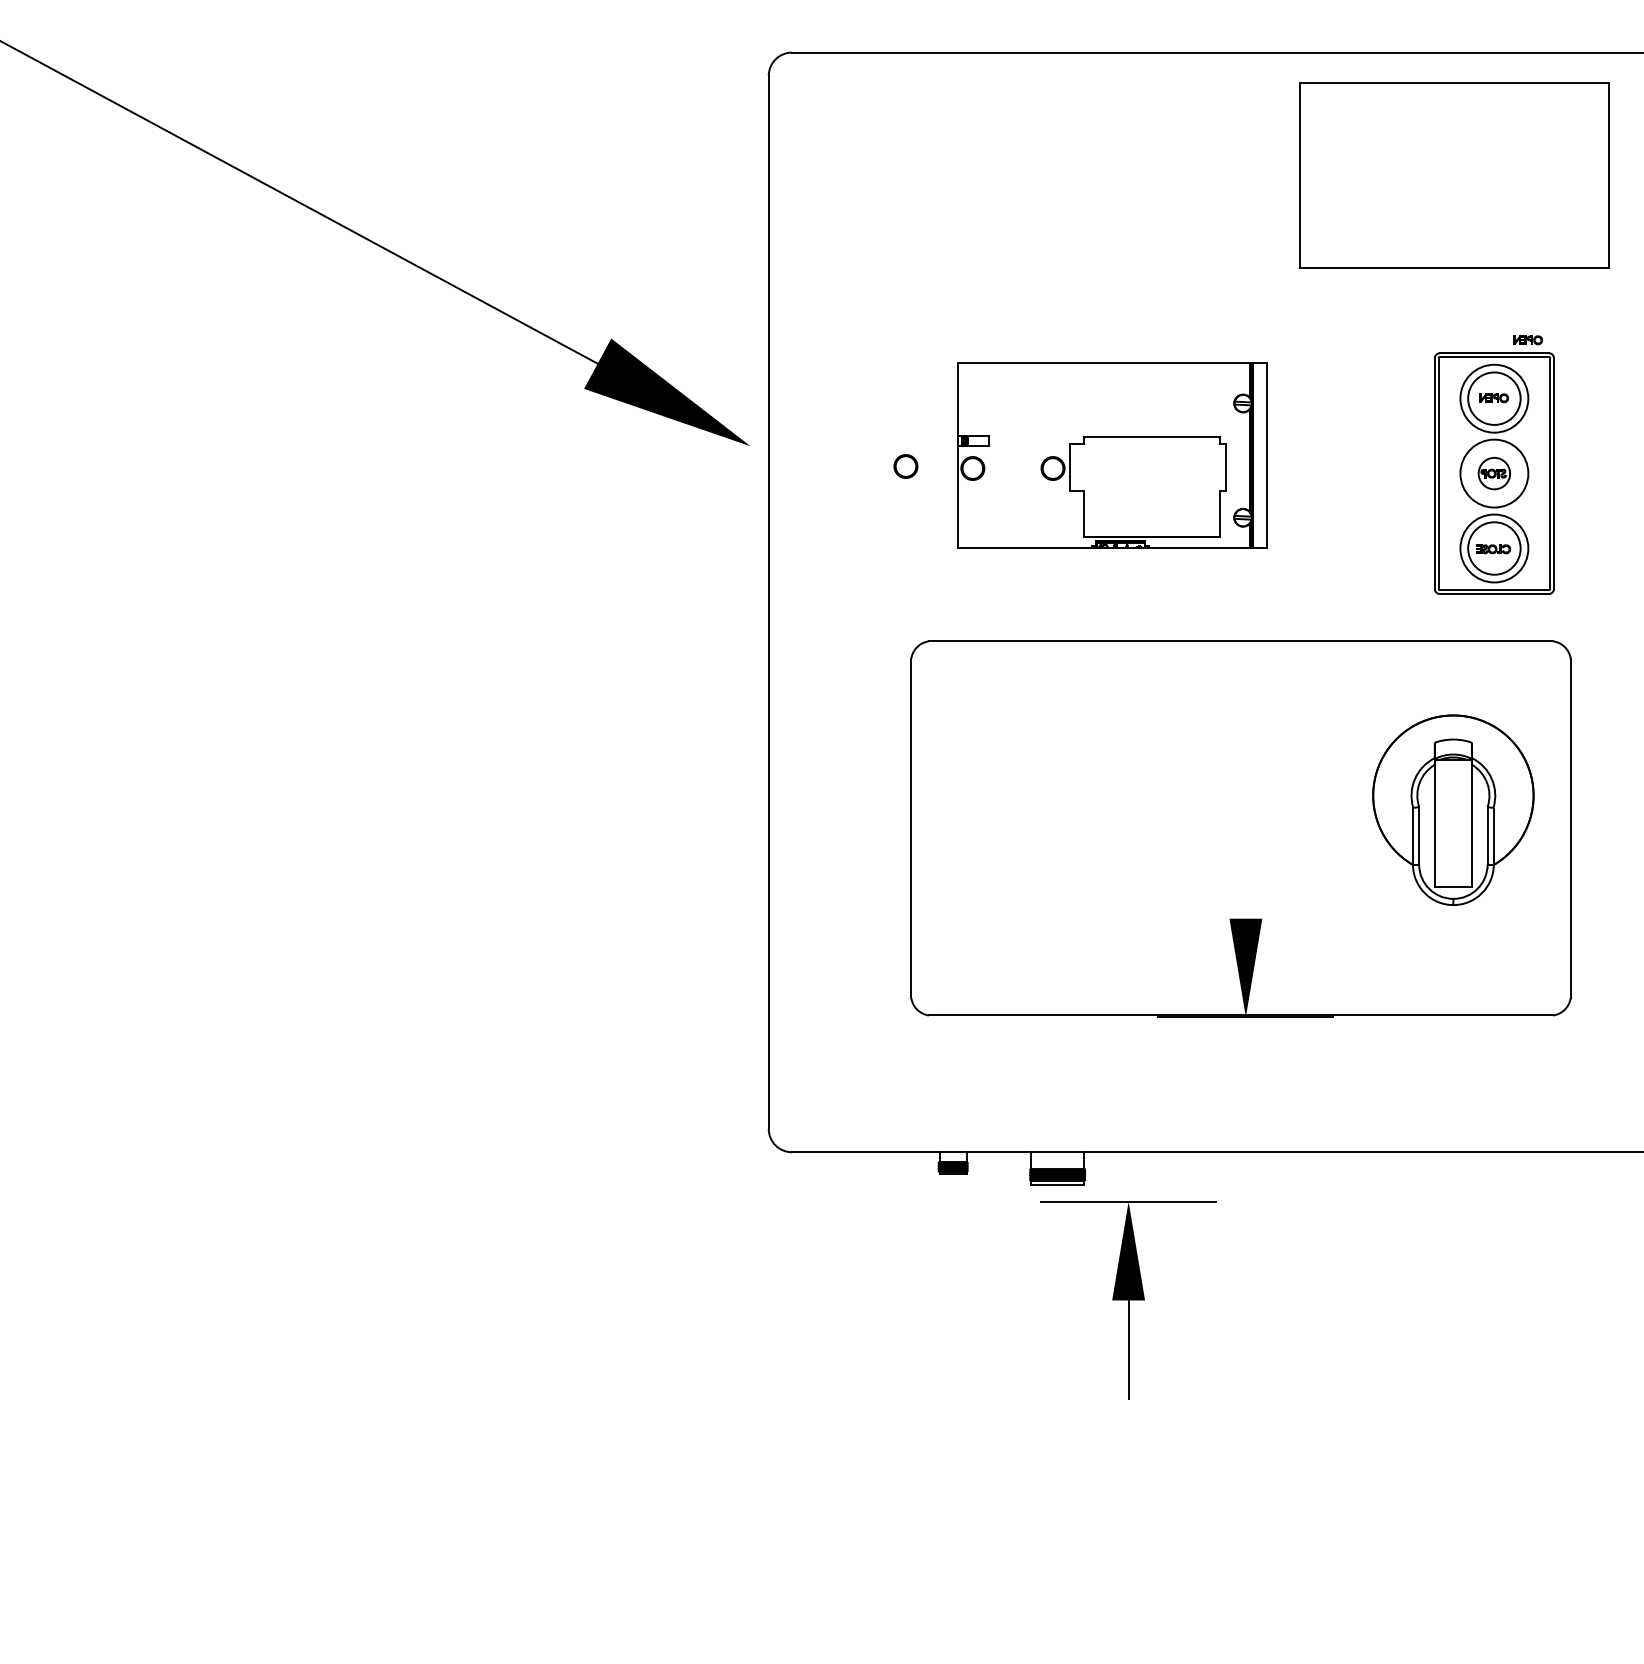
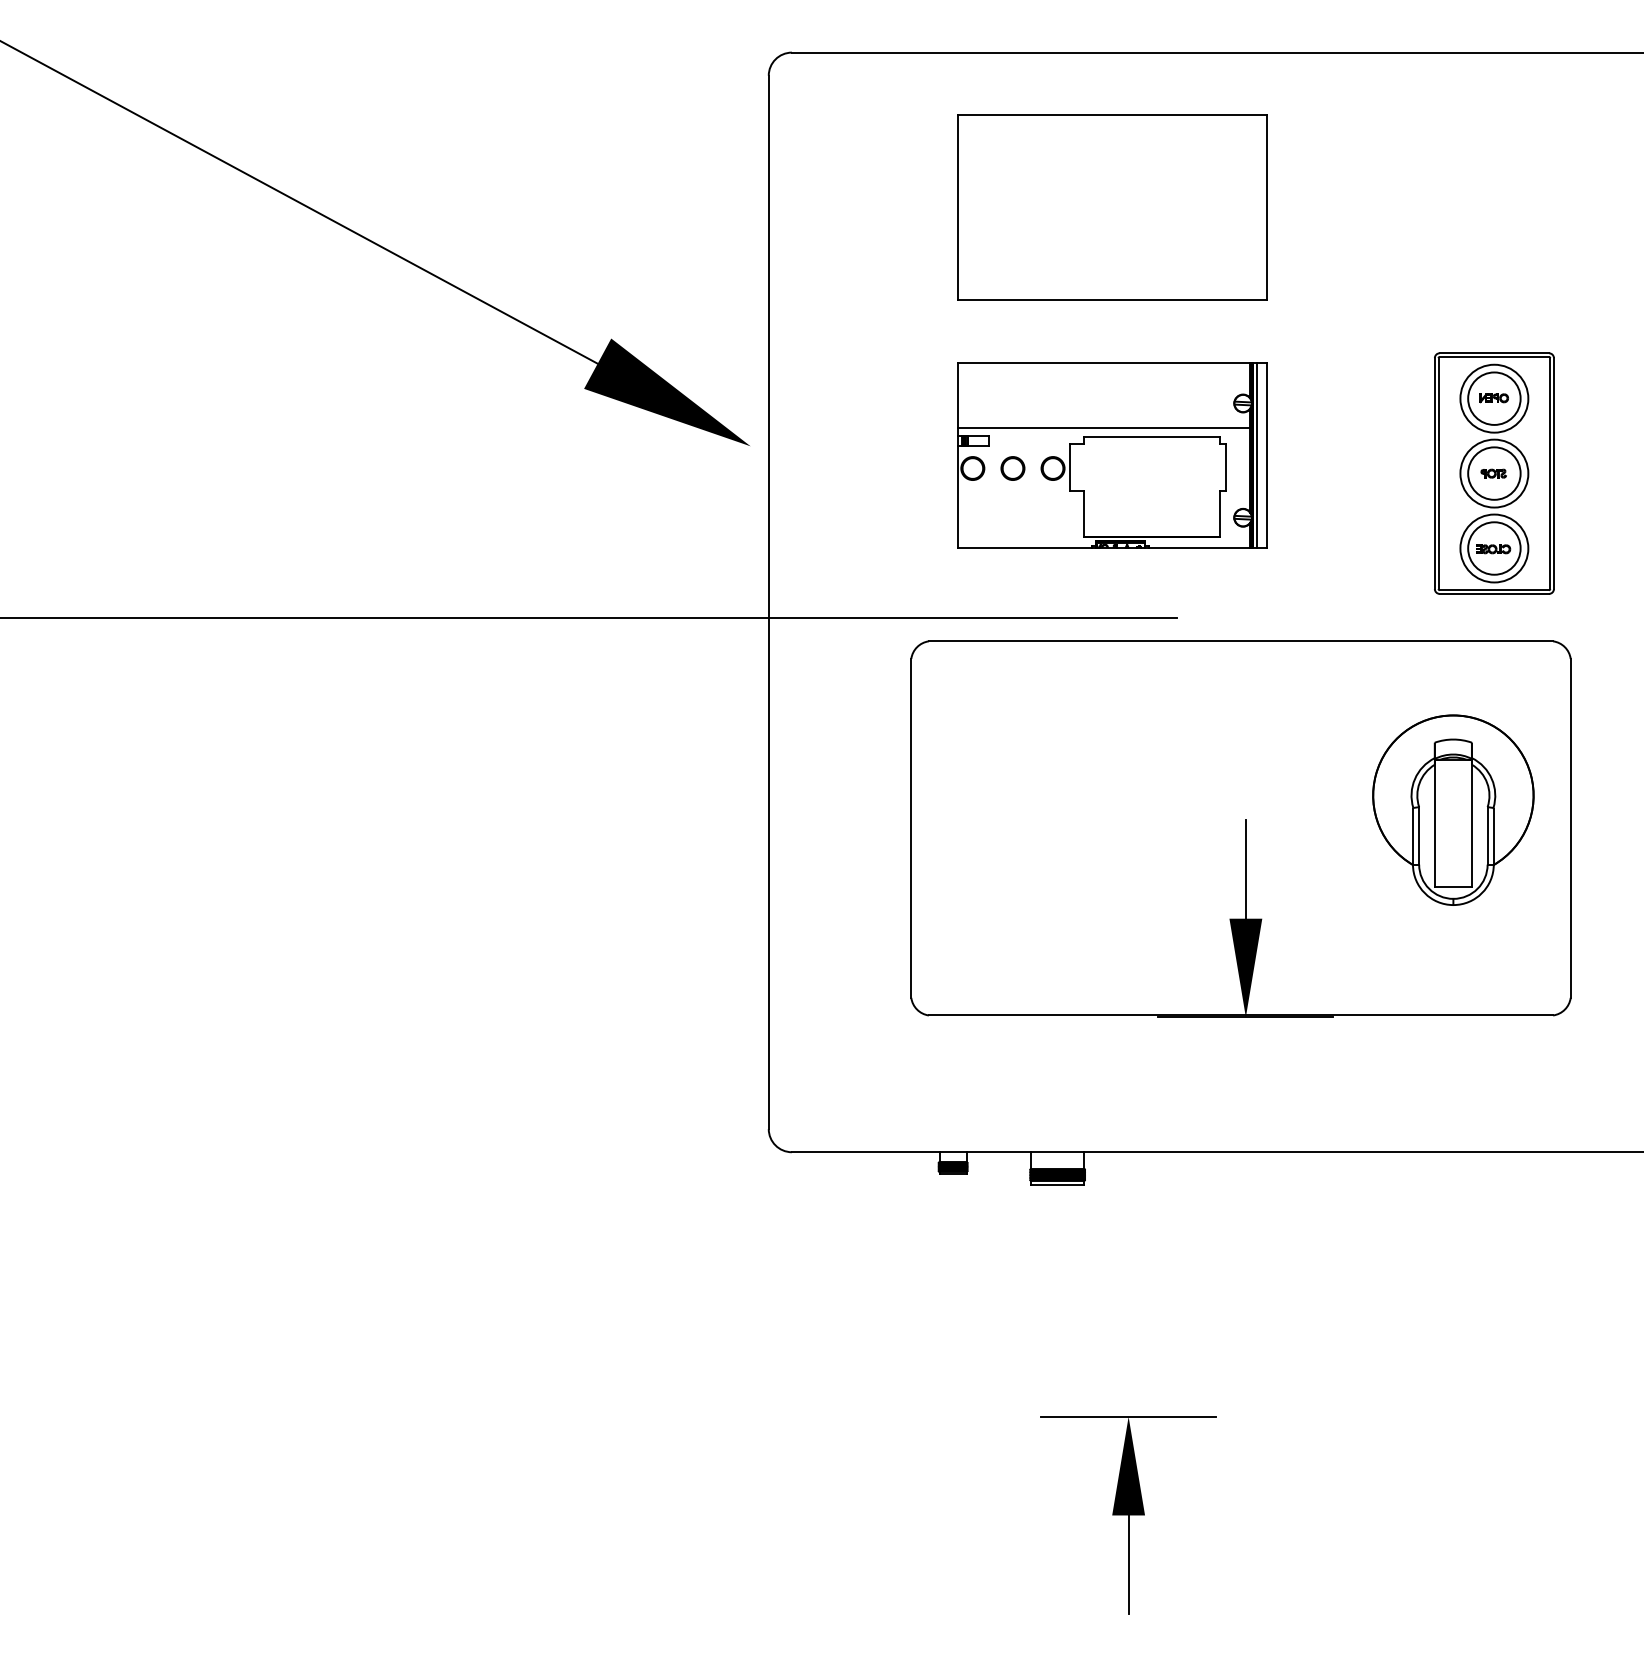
part position: (1454, 175) -> (1112, 207) (1112, 207)
part: present -> none (1527, 340)
line: none -> present (1104, 427)
line: none -> present (1256, 454)
circle position: (905, 466) -> (1012, 468) (1012, 468)
circle diameter: 31 px -> 52 px (1494, 473)
line: none -> present (589, 617)
line: none -> present (1245, 869)
part position: (1128, 1300) -> (1128, 1515) (1128, 1515)
